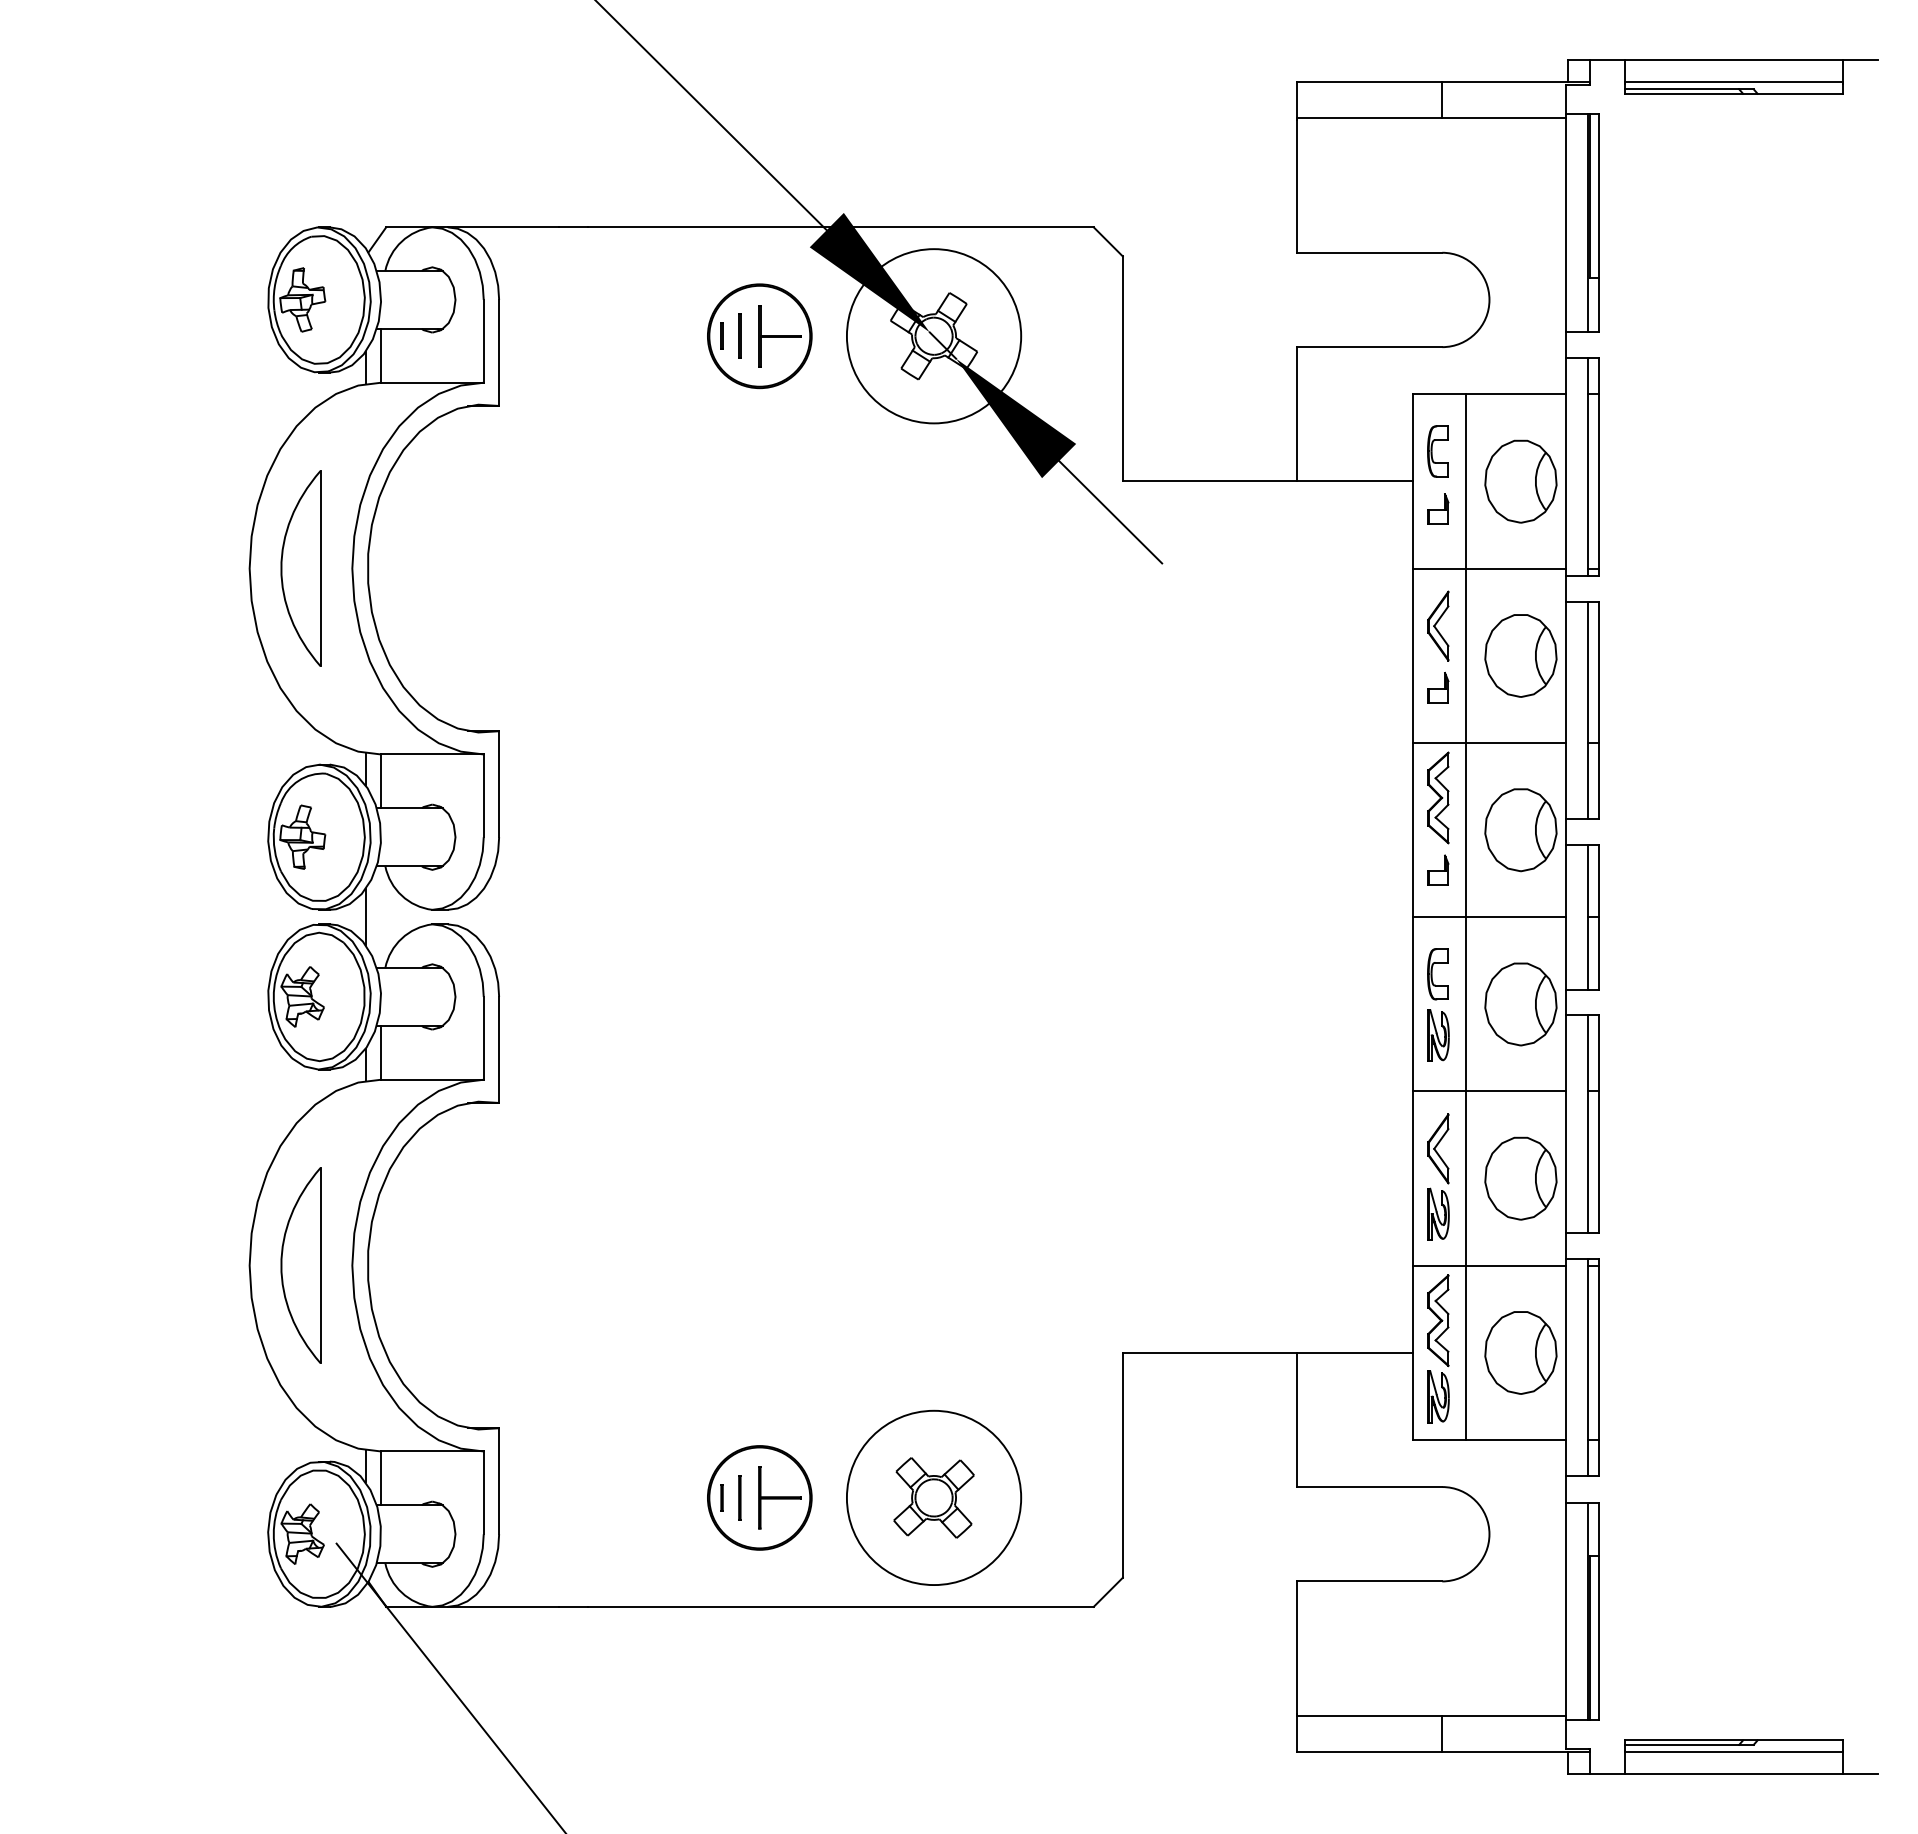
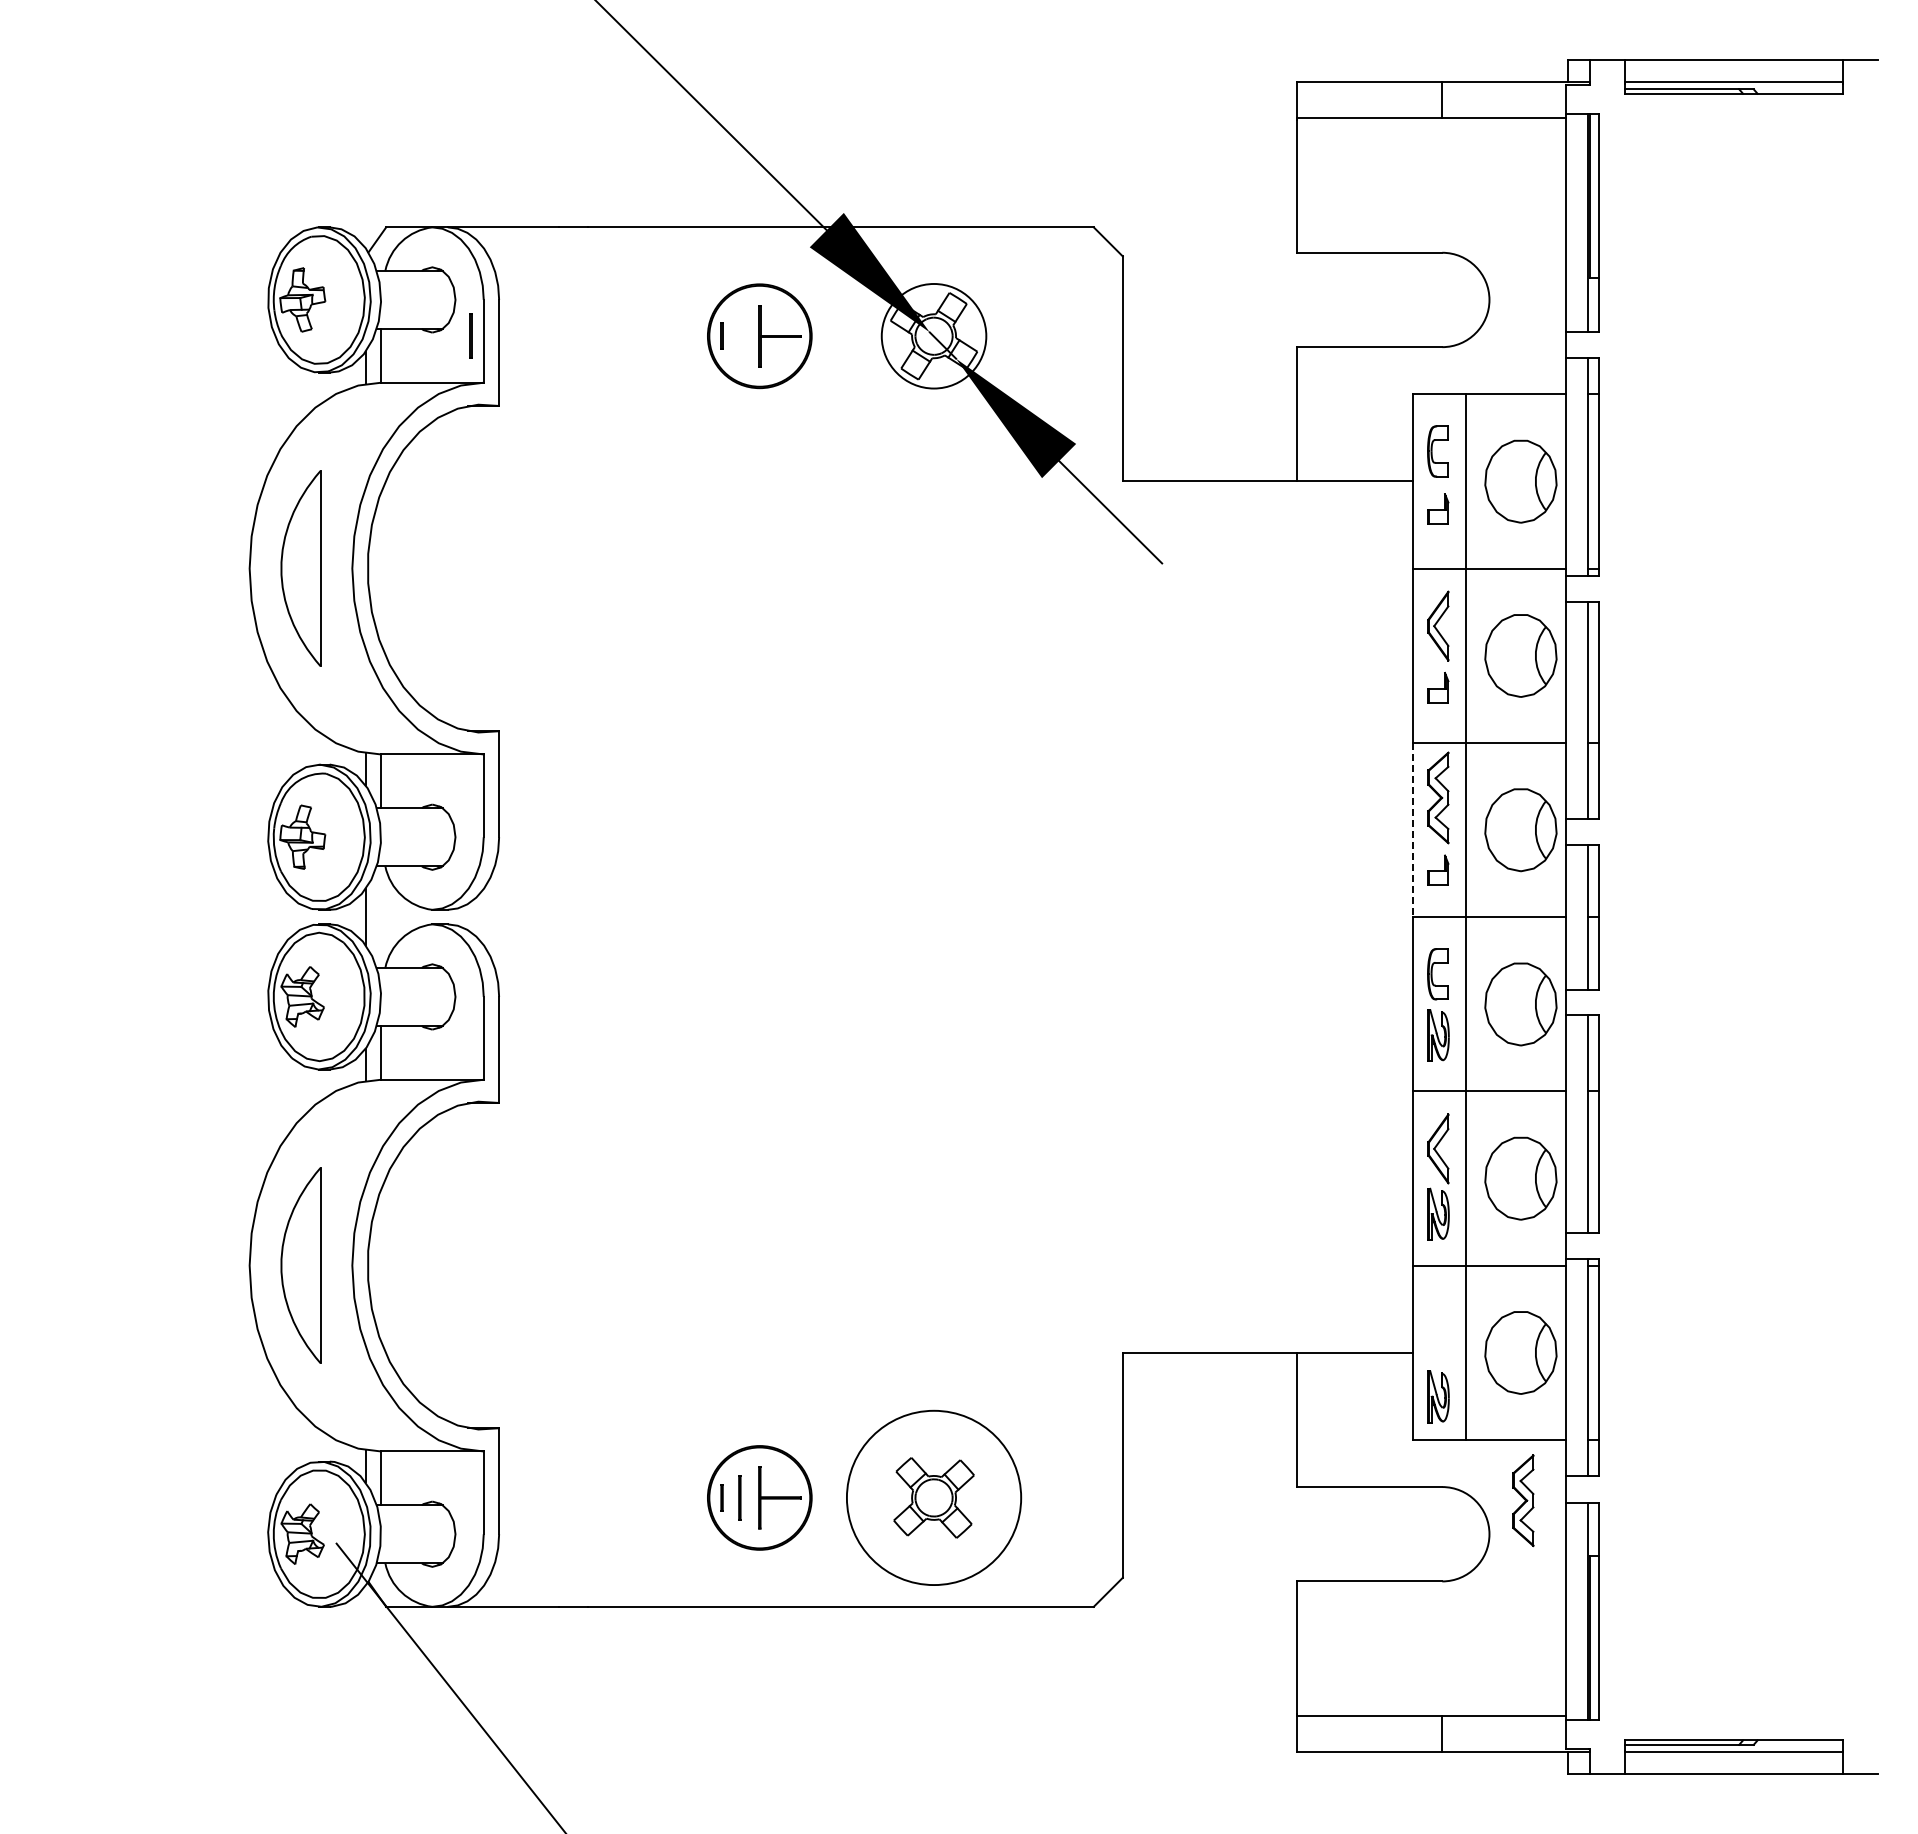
line position: (739, 335) -> (470, 335) (470, 335)
circle diameter: 174 px -> 105 px (933, 336)
line: solid -> dashed (1413, 830)
part position: (1438, 1320) -> (1523, 1500) (1523, 1500)
